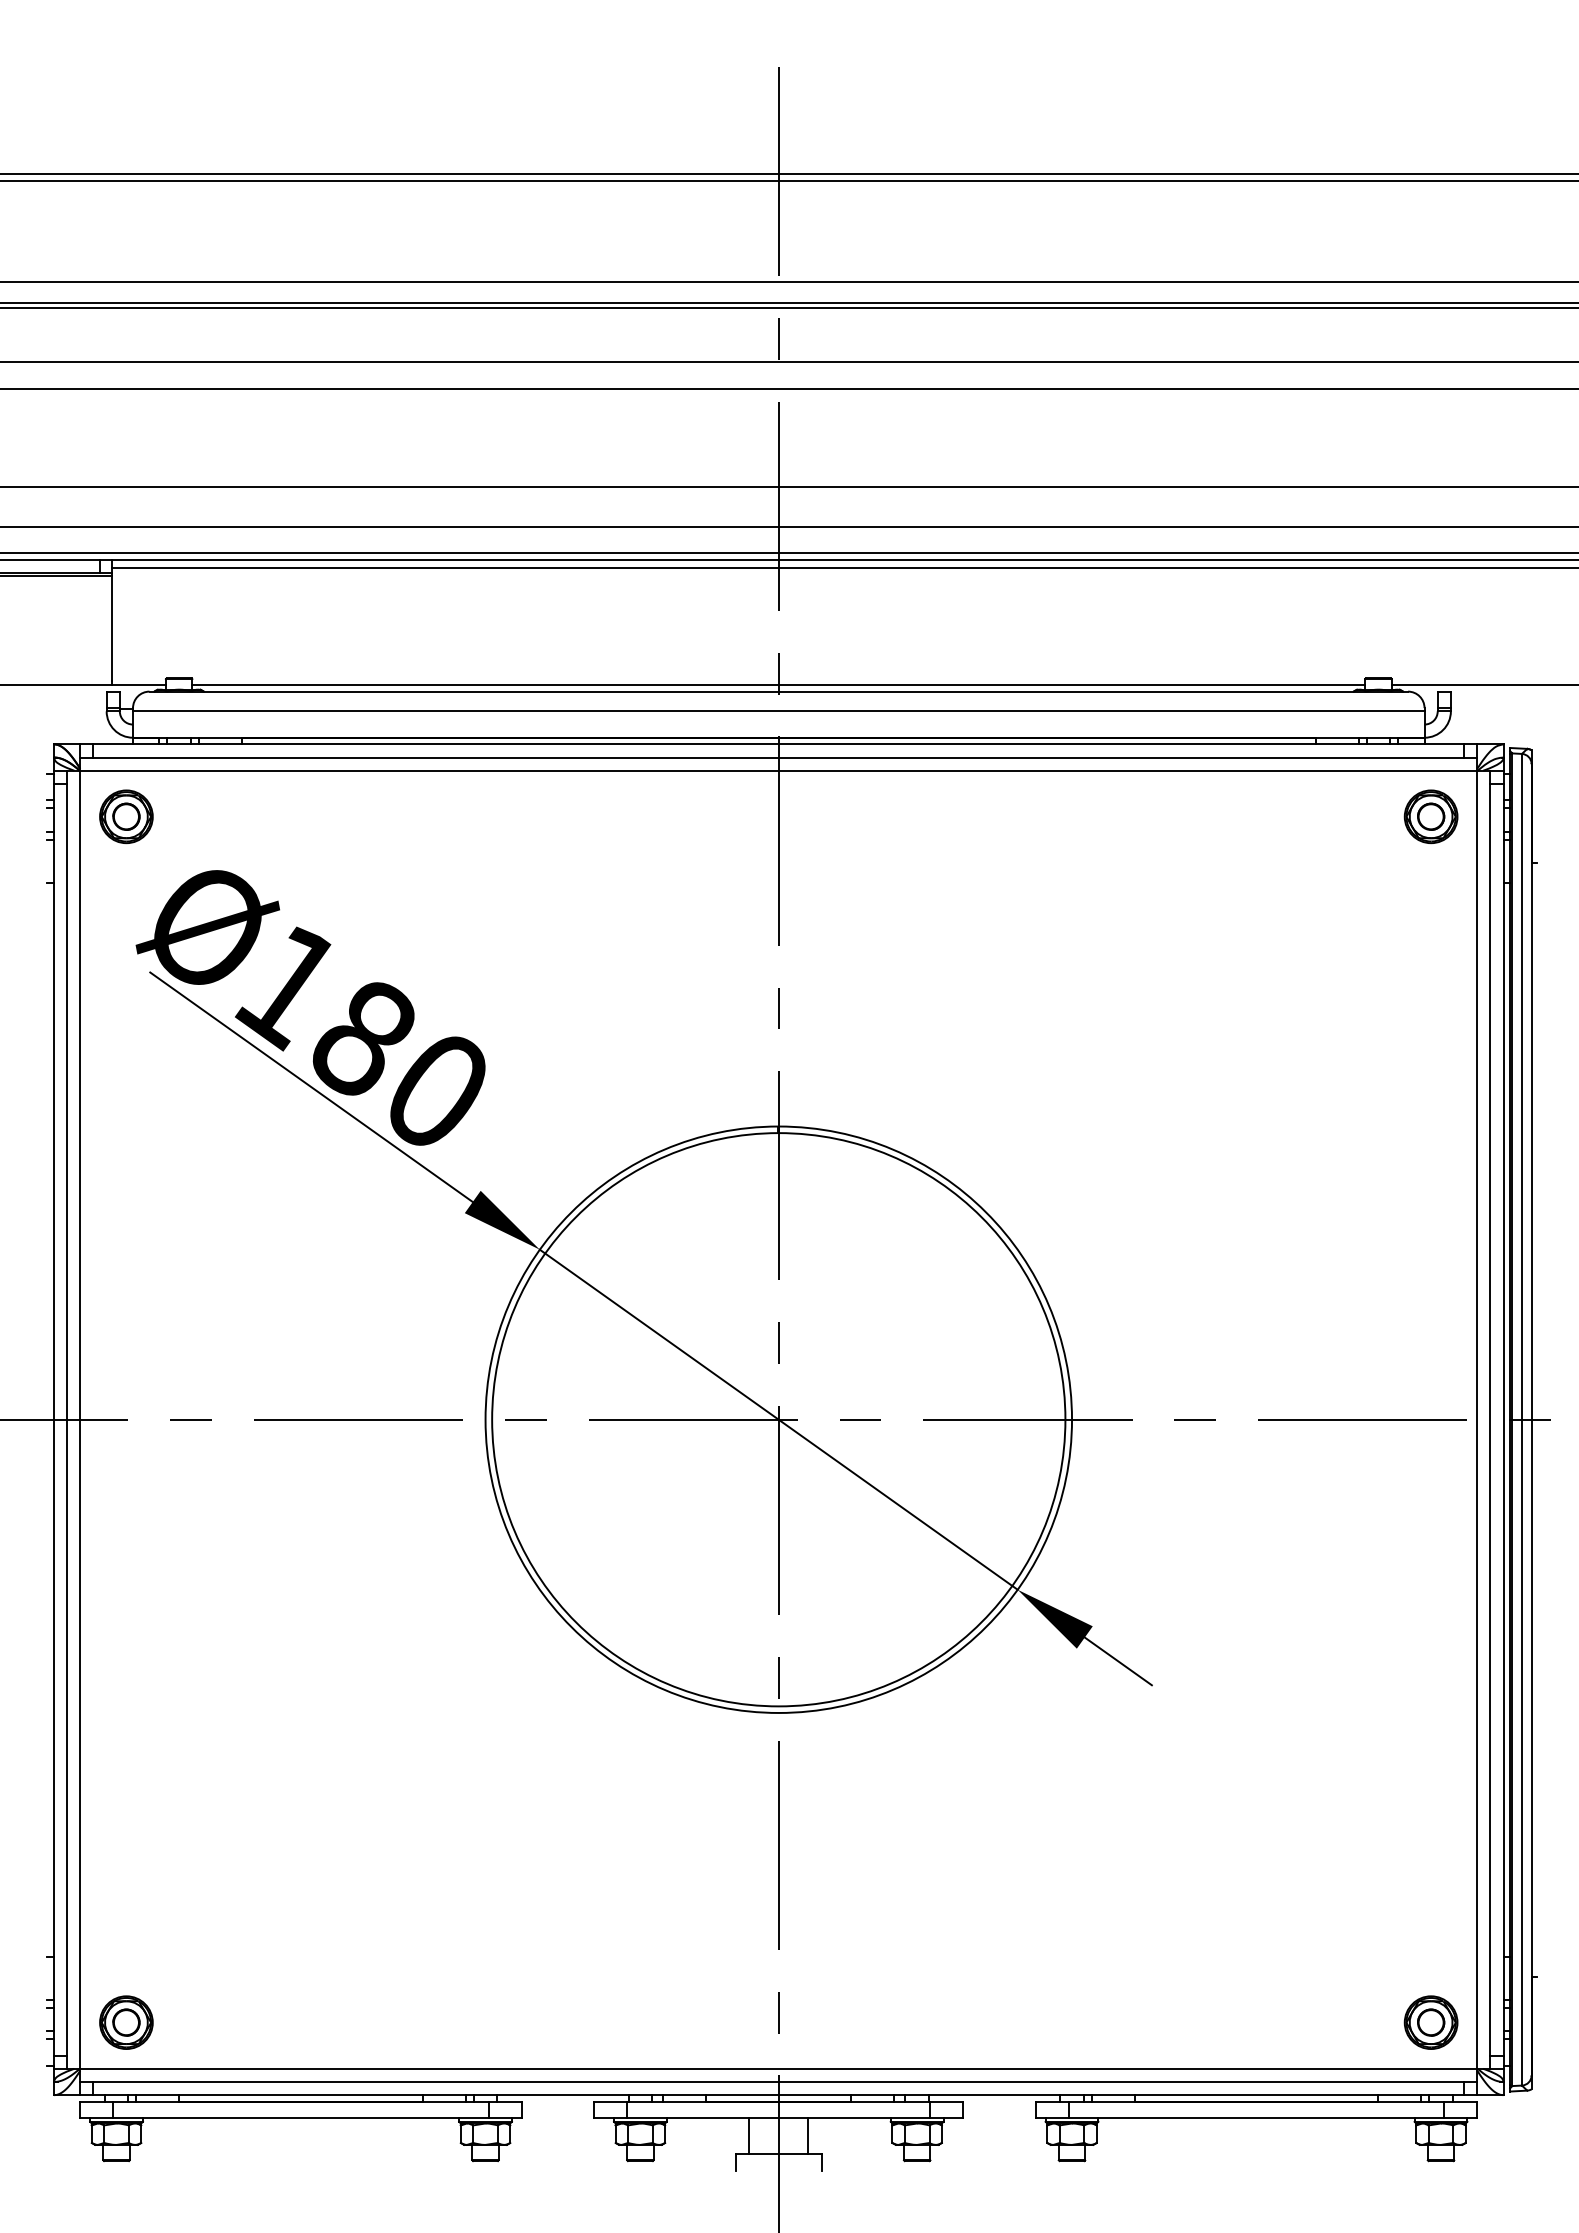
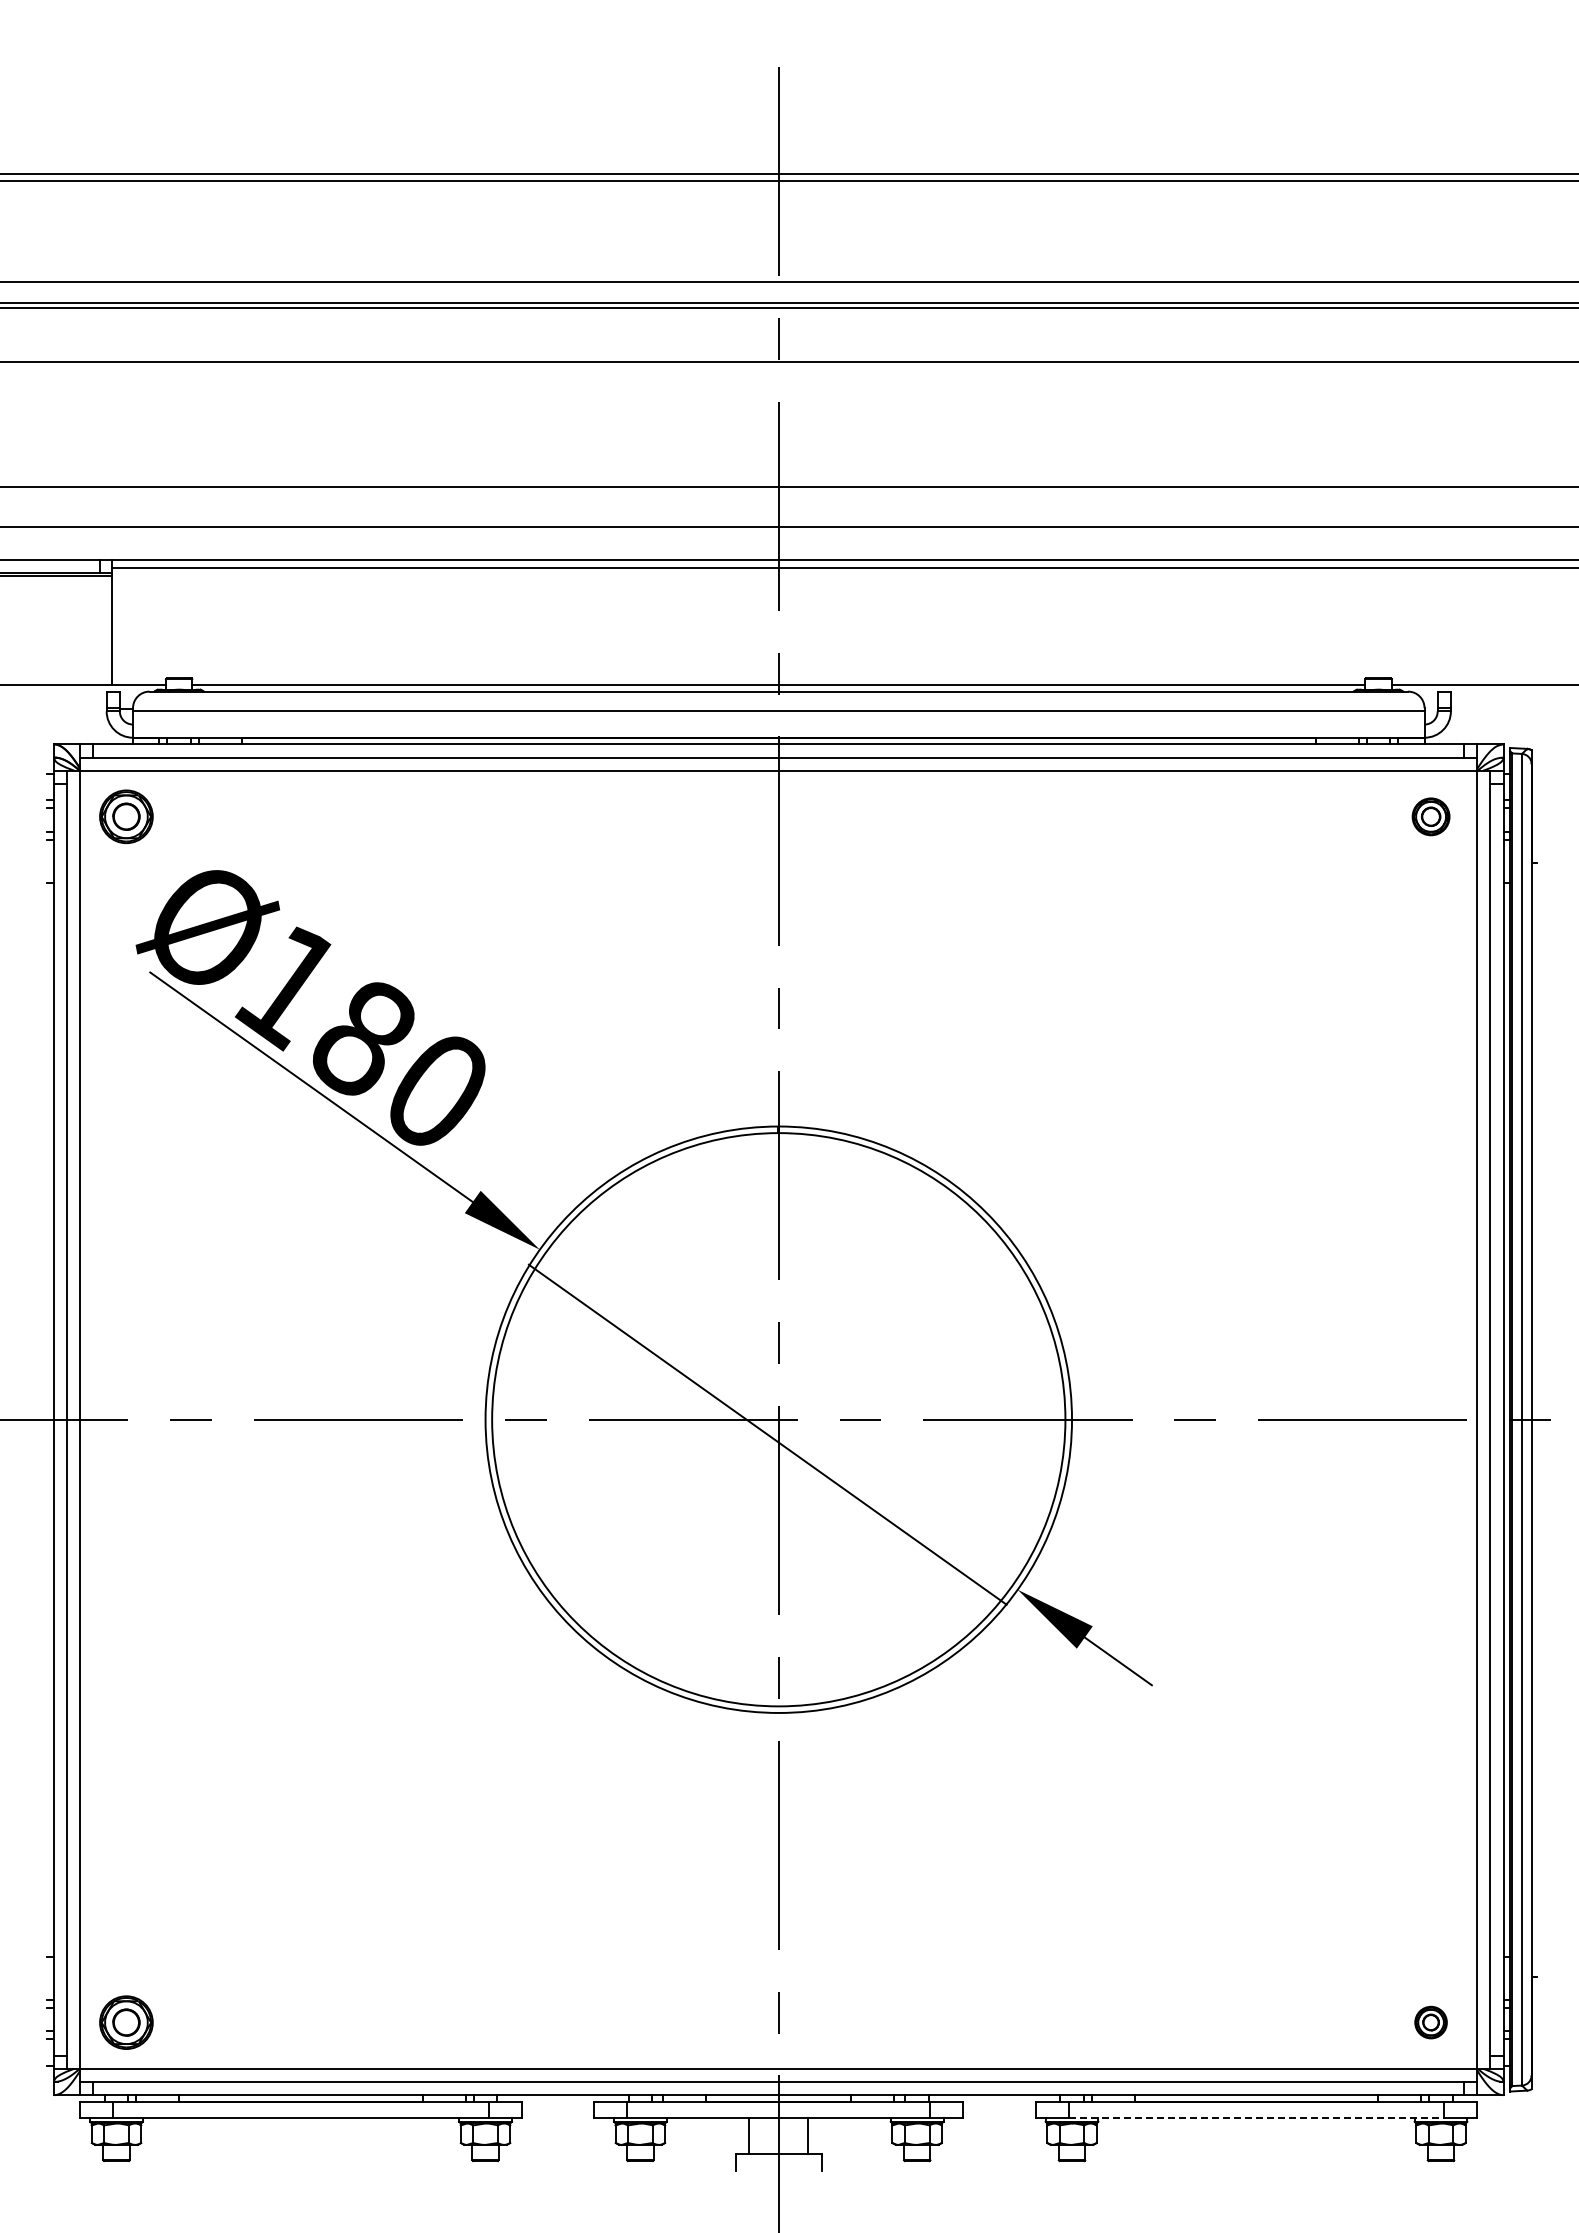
line: present -> none (788, 388)
line: present -> none (788, 553)
part size: 56x56 px -> 40x40 px (1430, 816)
line position: (778, 1419) -> (767, 1434) (767, 1434)
part size: 56x55 px -> 34x35 px (1430, 2022)
line: solid -> dashed (1256, 2118)
